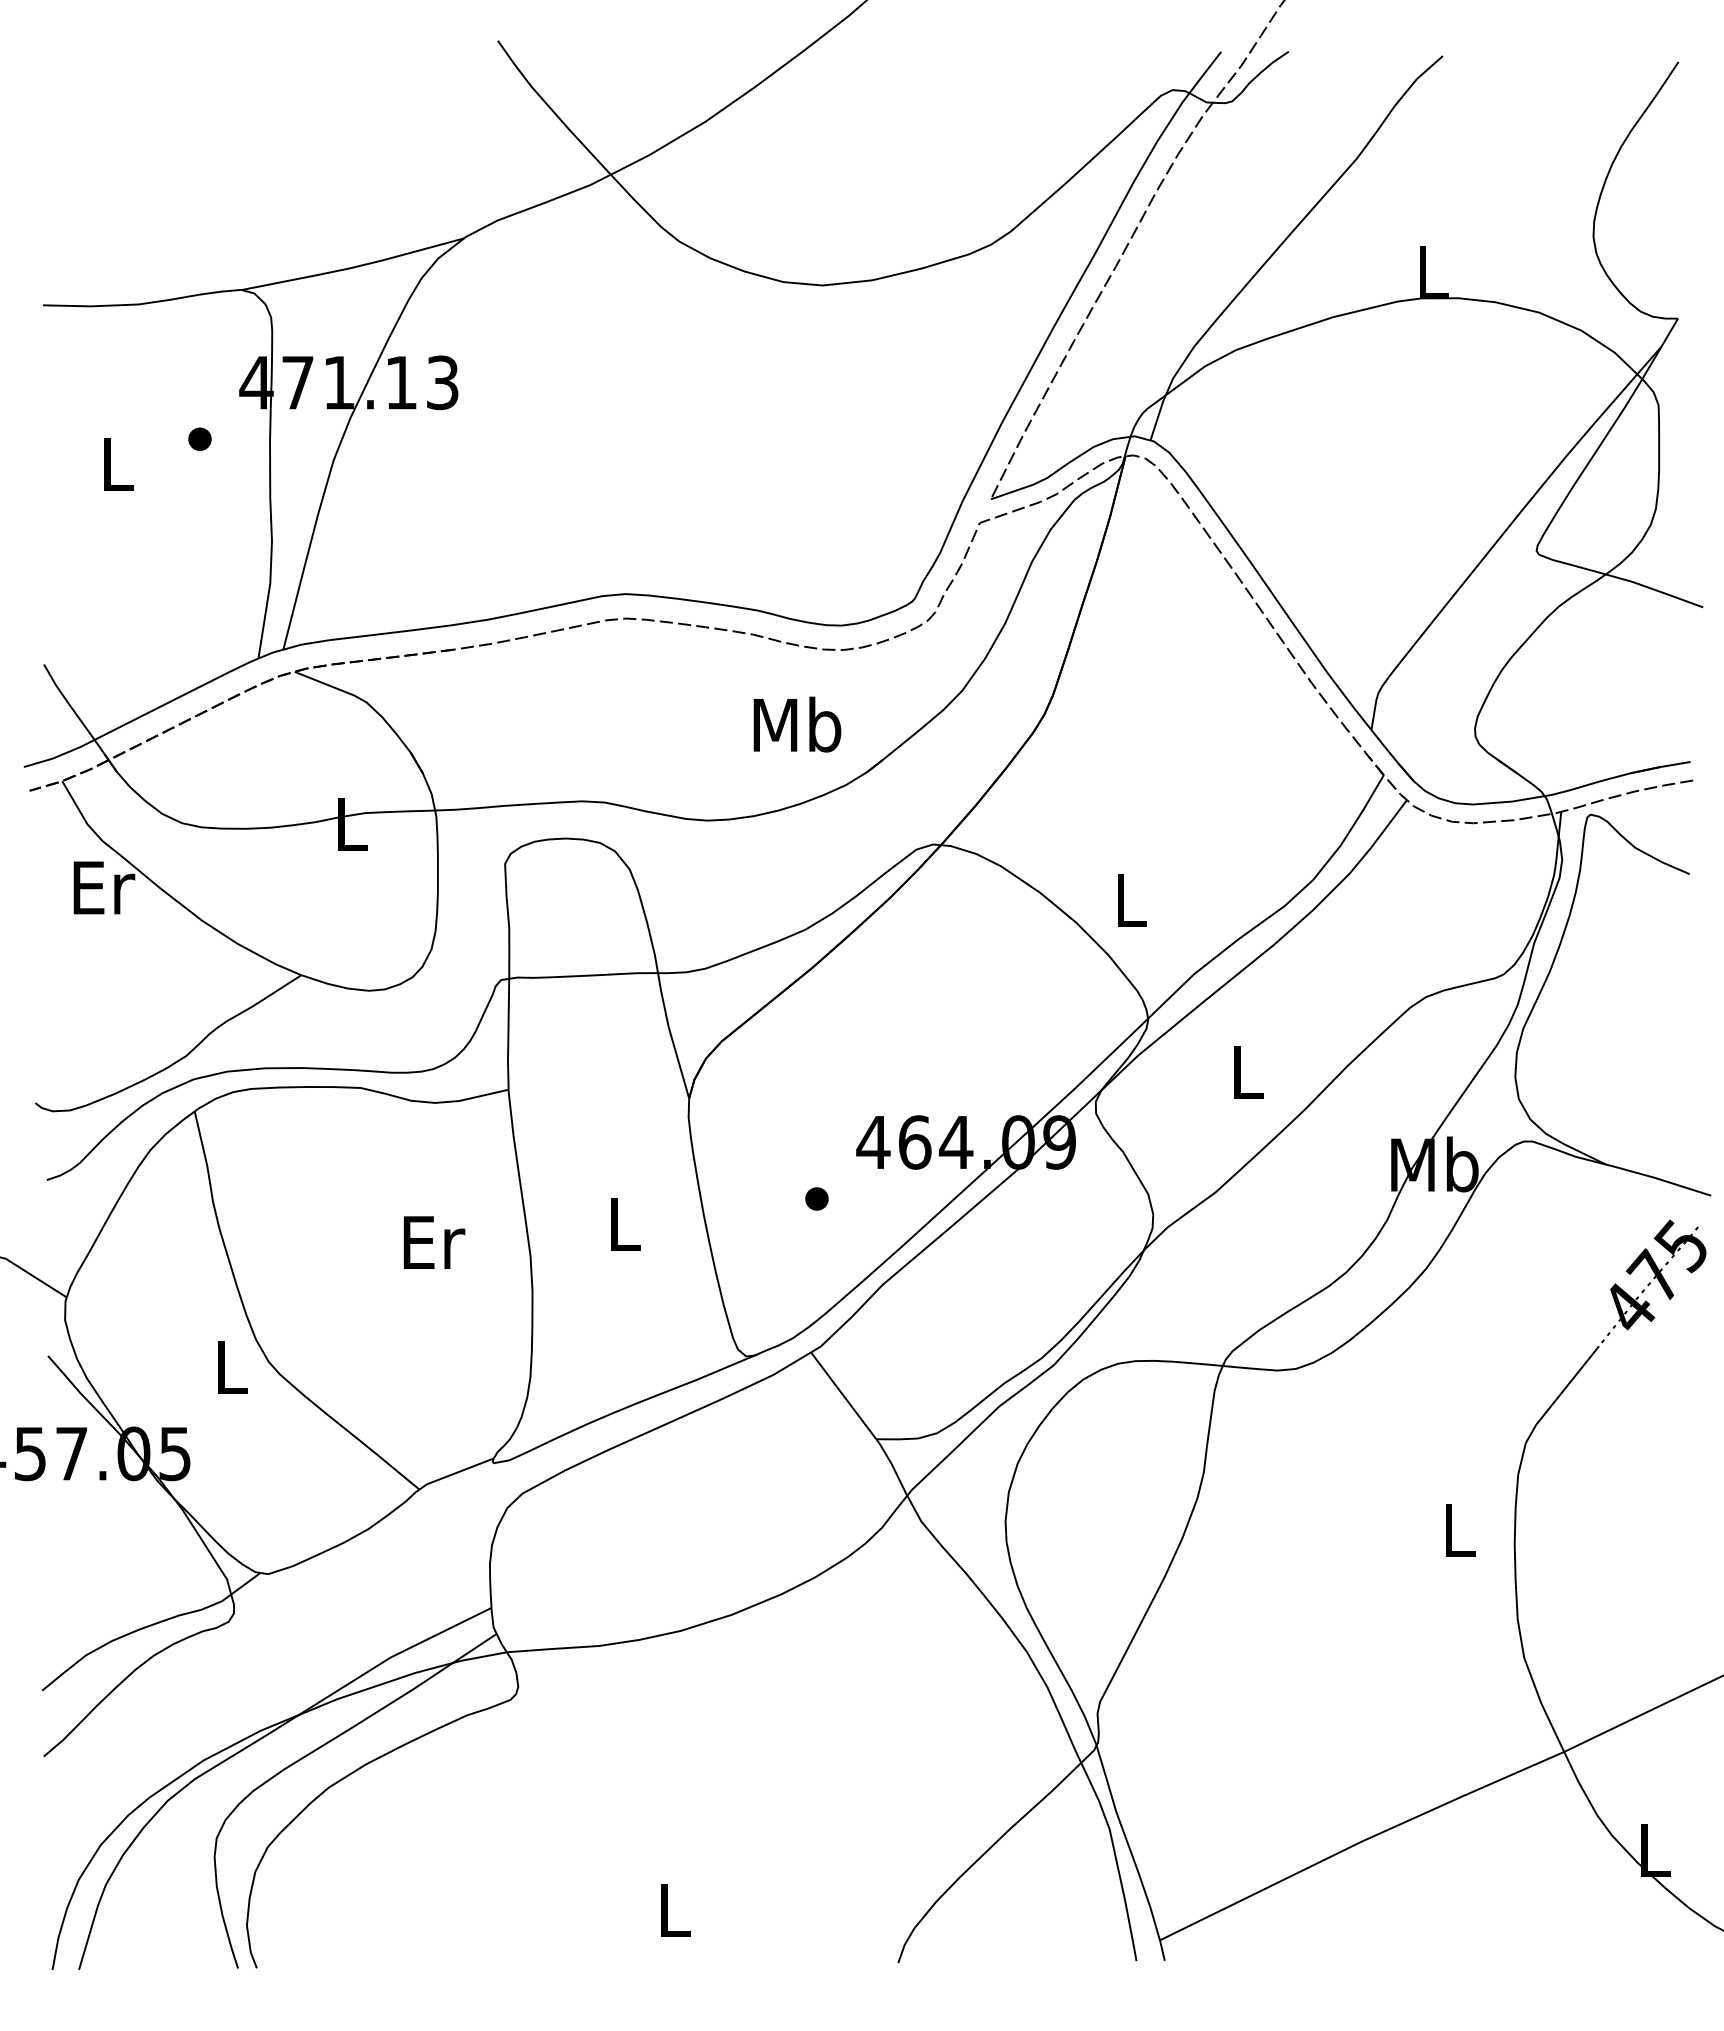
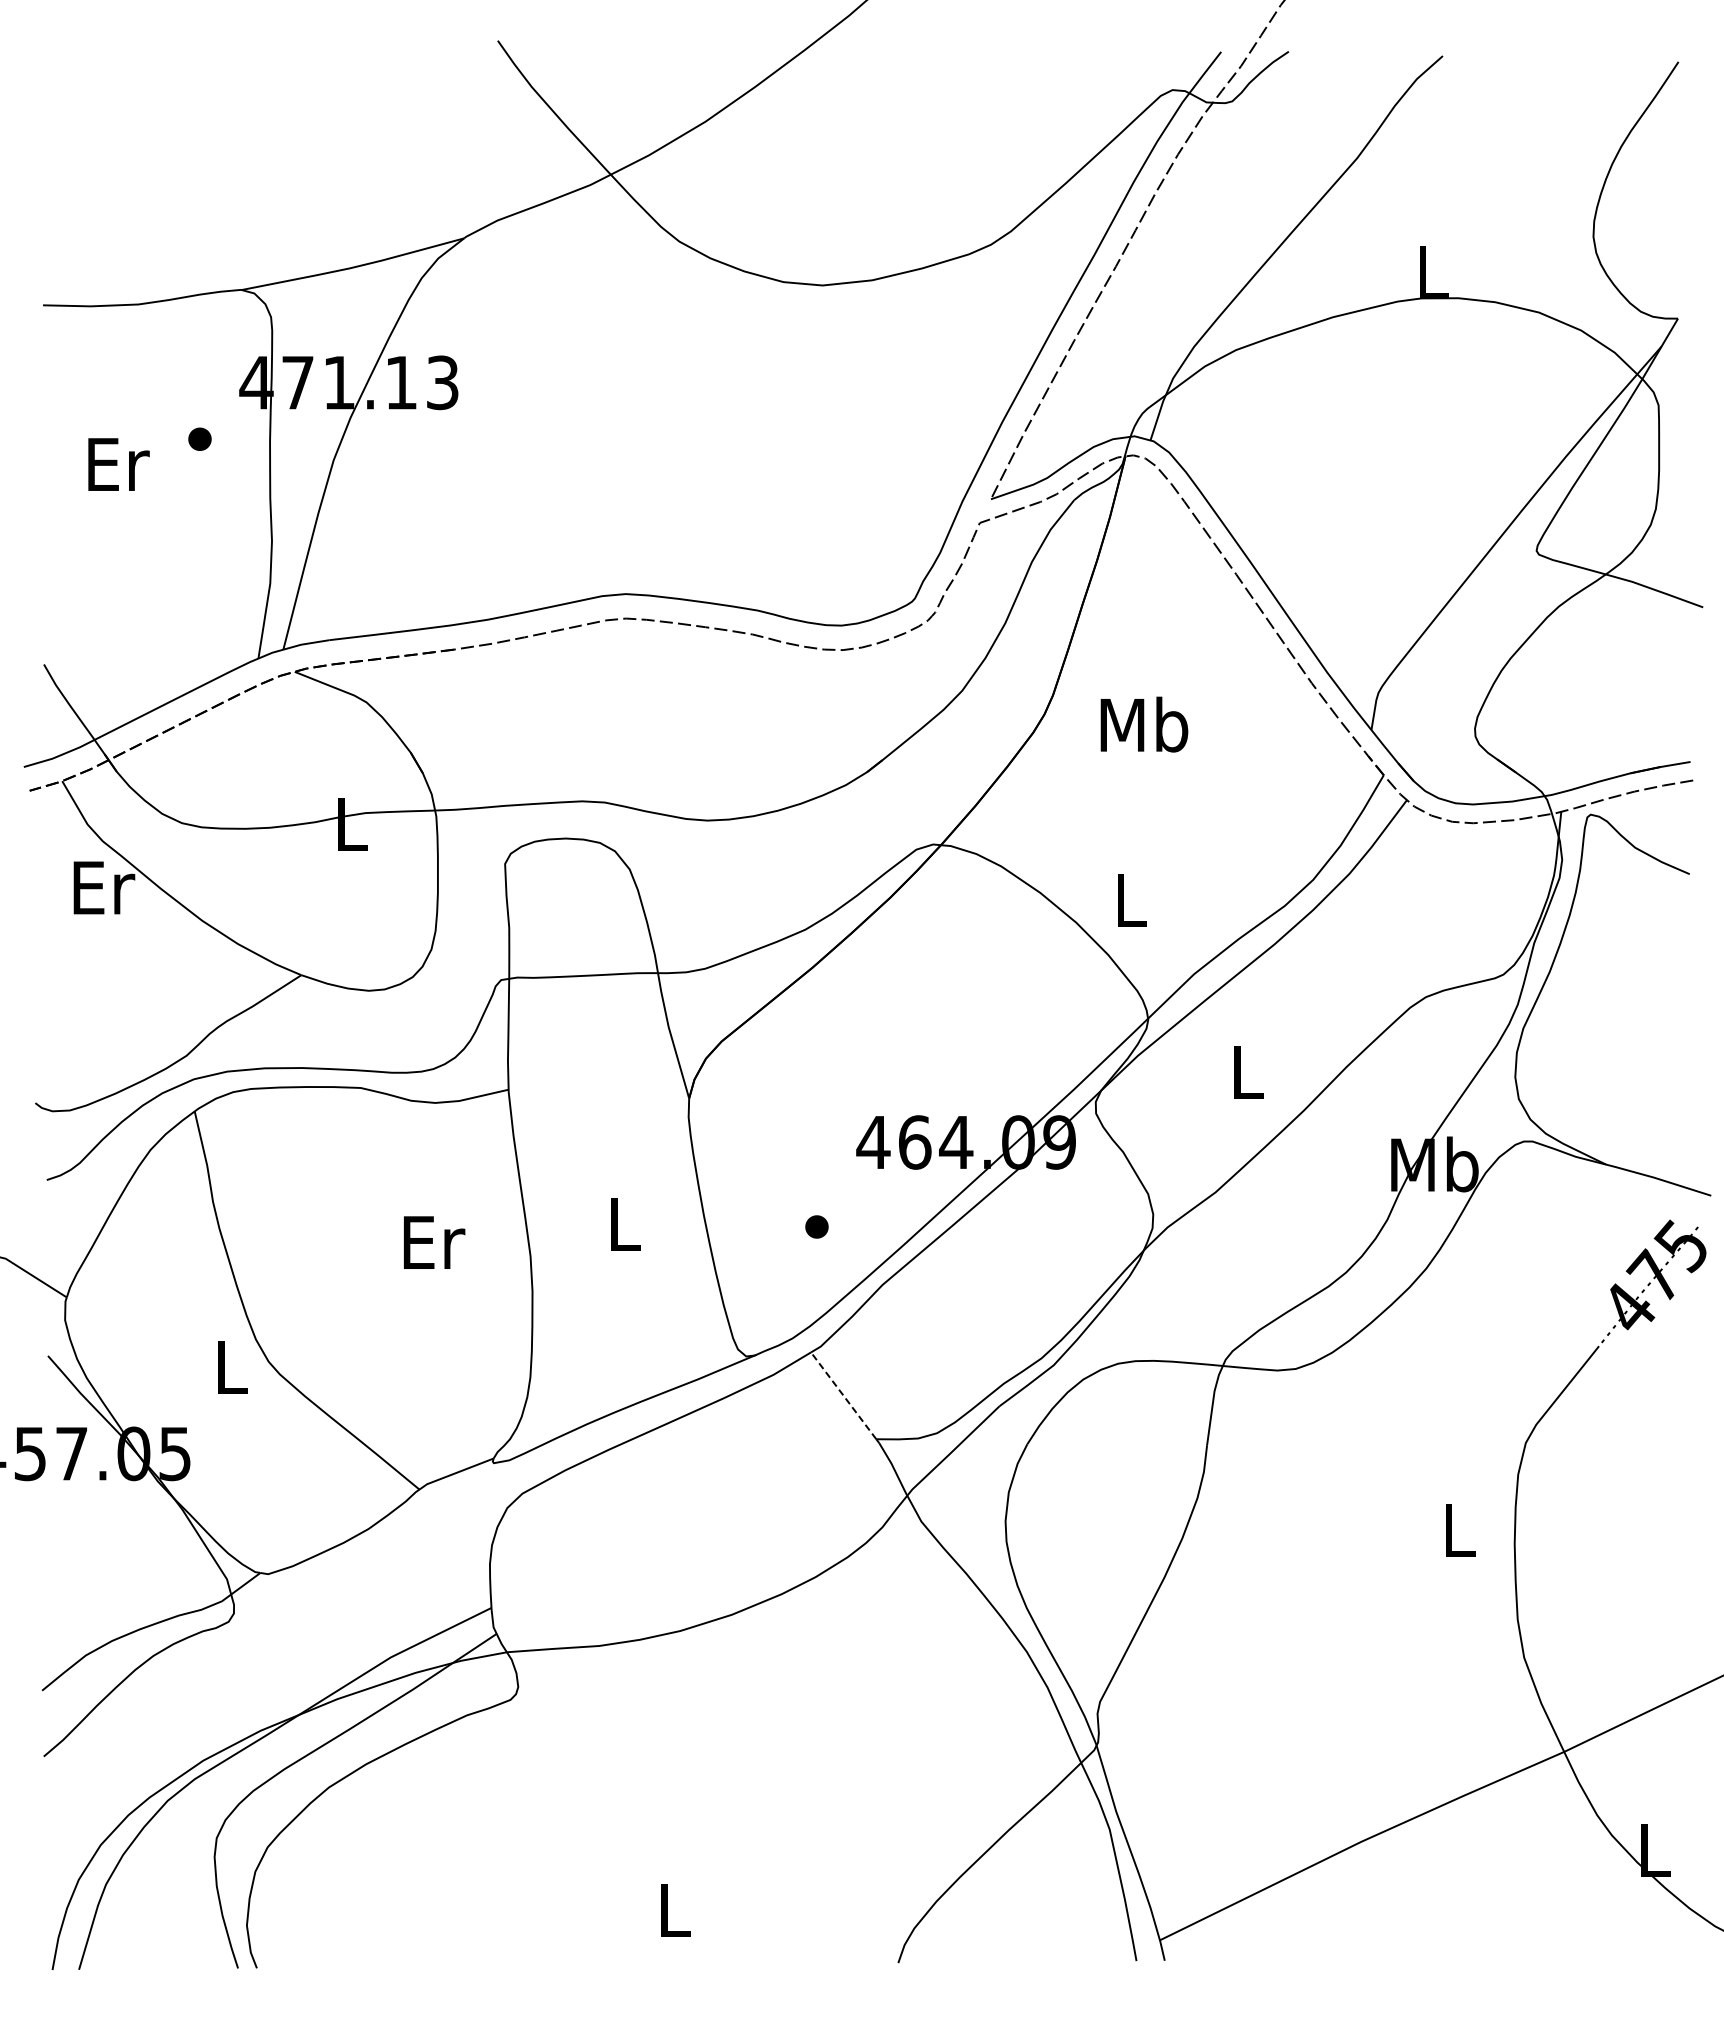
text: L -> Er (118, 464)
text position: (797, 724) -> (1144, 724) (1144, 724)
part position: (816, 1198) -> (816, 1226) (816, 1226)
line: solid -> dashed (843, 1396)
